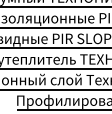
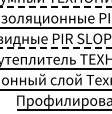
line: solid -> dashed (55, 7)
line: solid -> dashed (55, 48)
